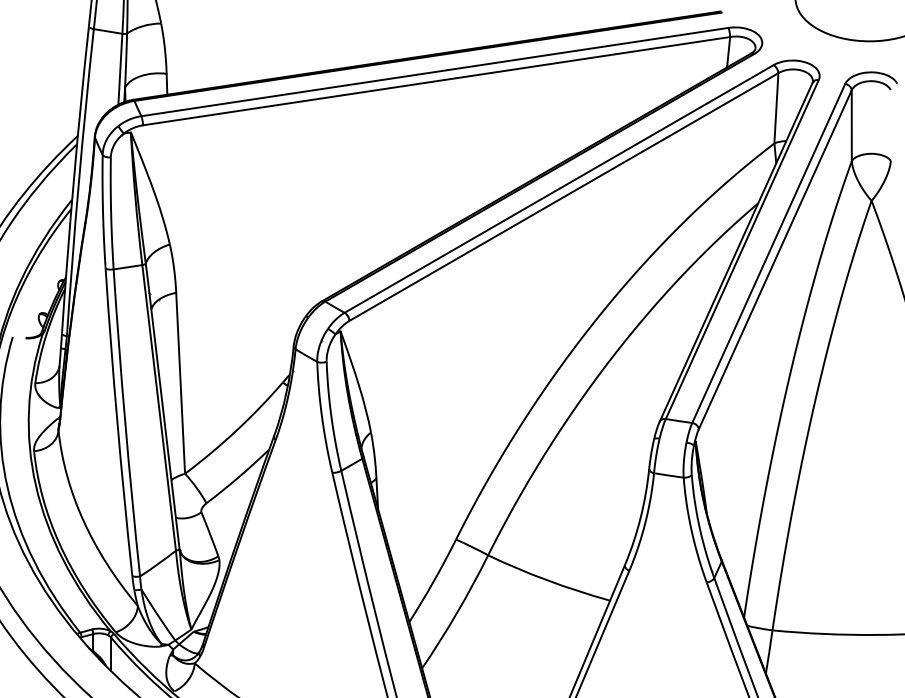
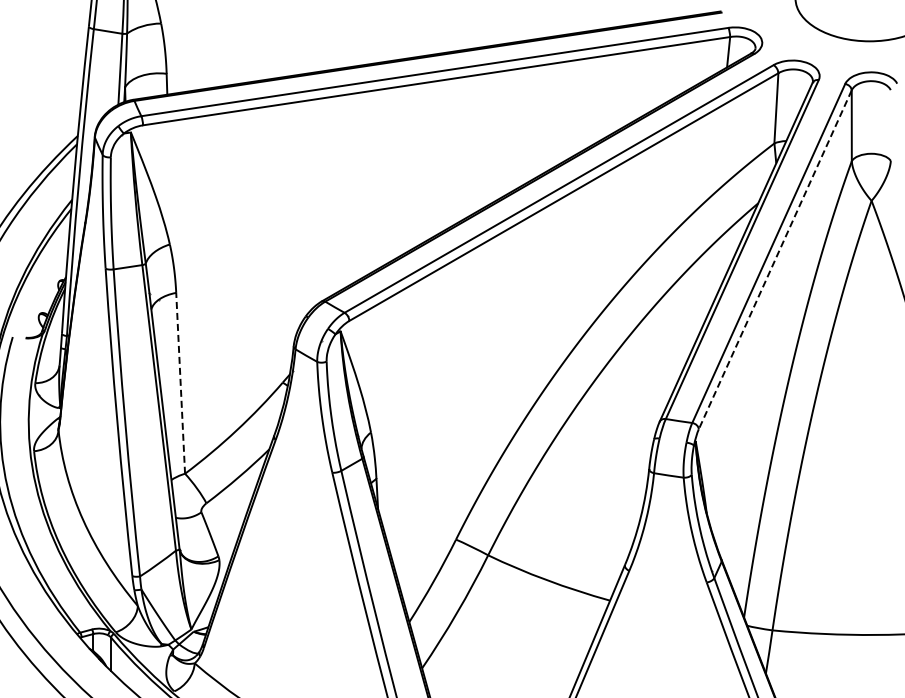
line: solid -> dashed (775, 259)
line: solid -> dashed (180, 383)
